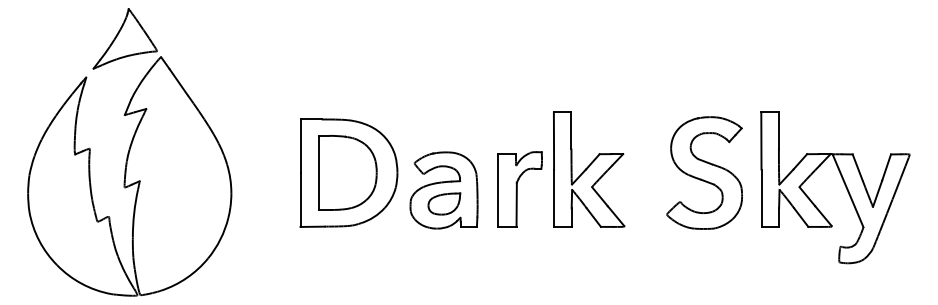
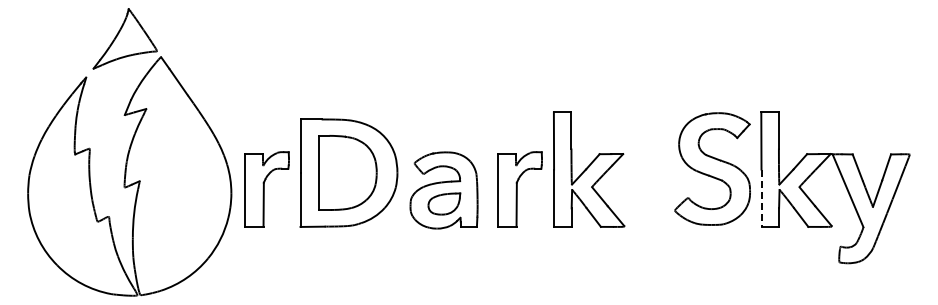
part position: (704, 172) -> (712, 168) (712, 168)
part: none -> present (266, 189)
line: solid -> dashed (761, 198)
